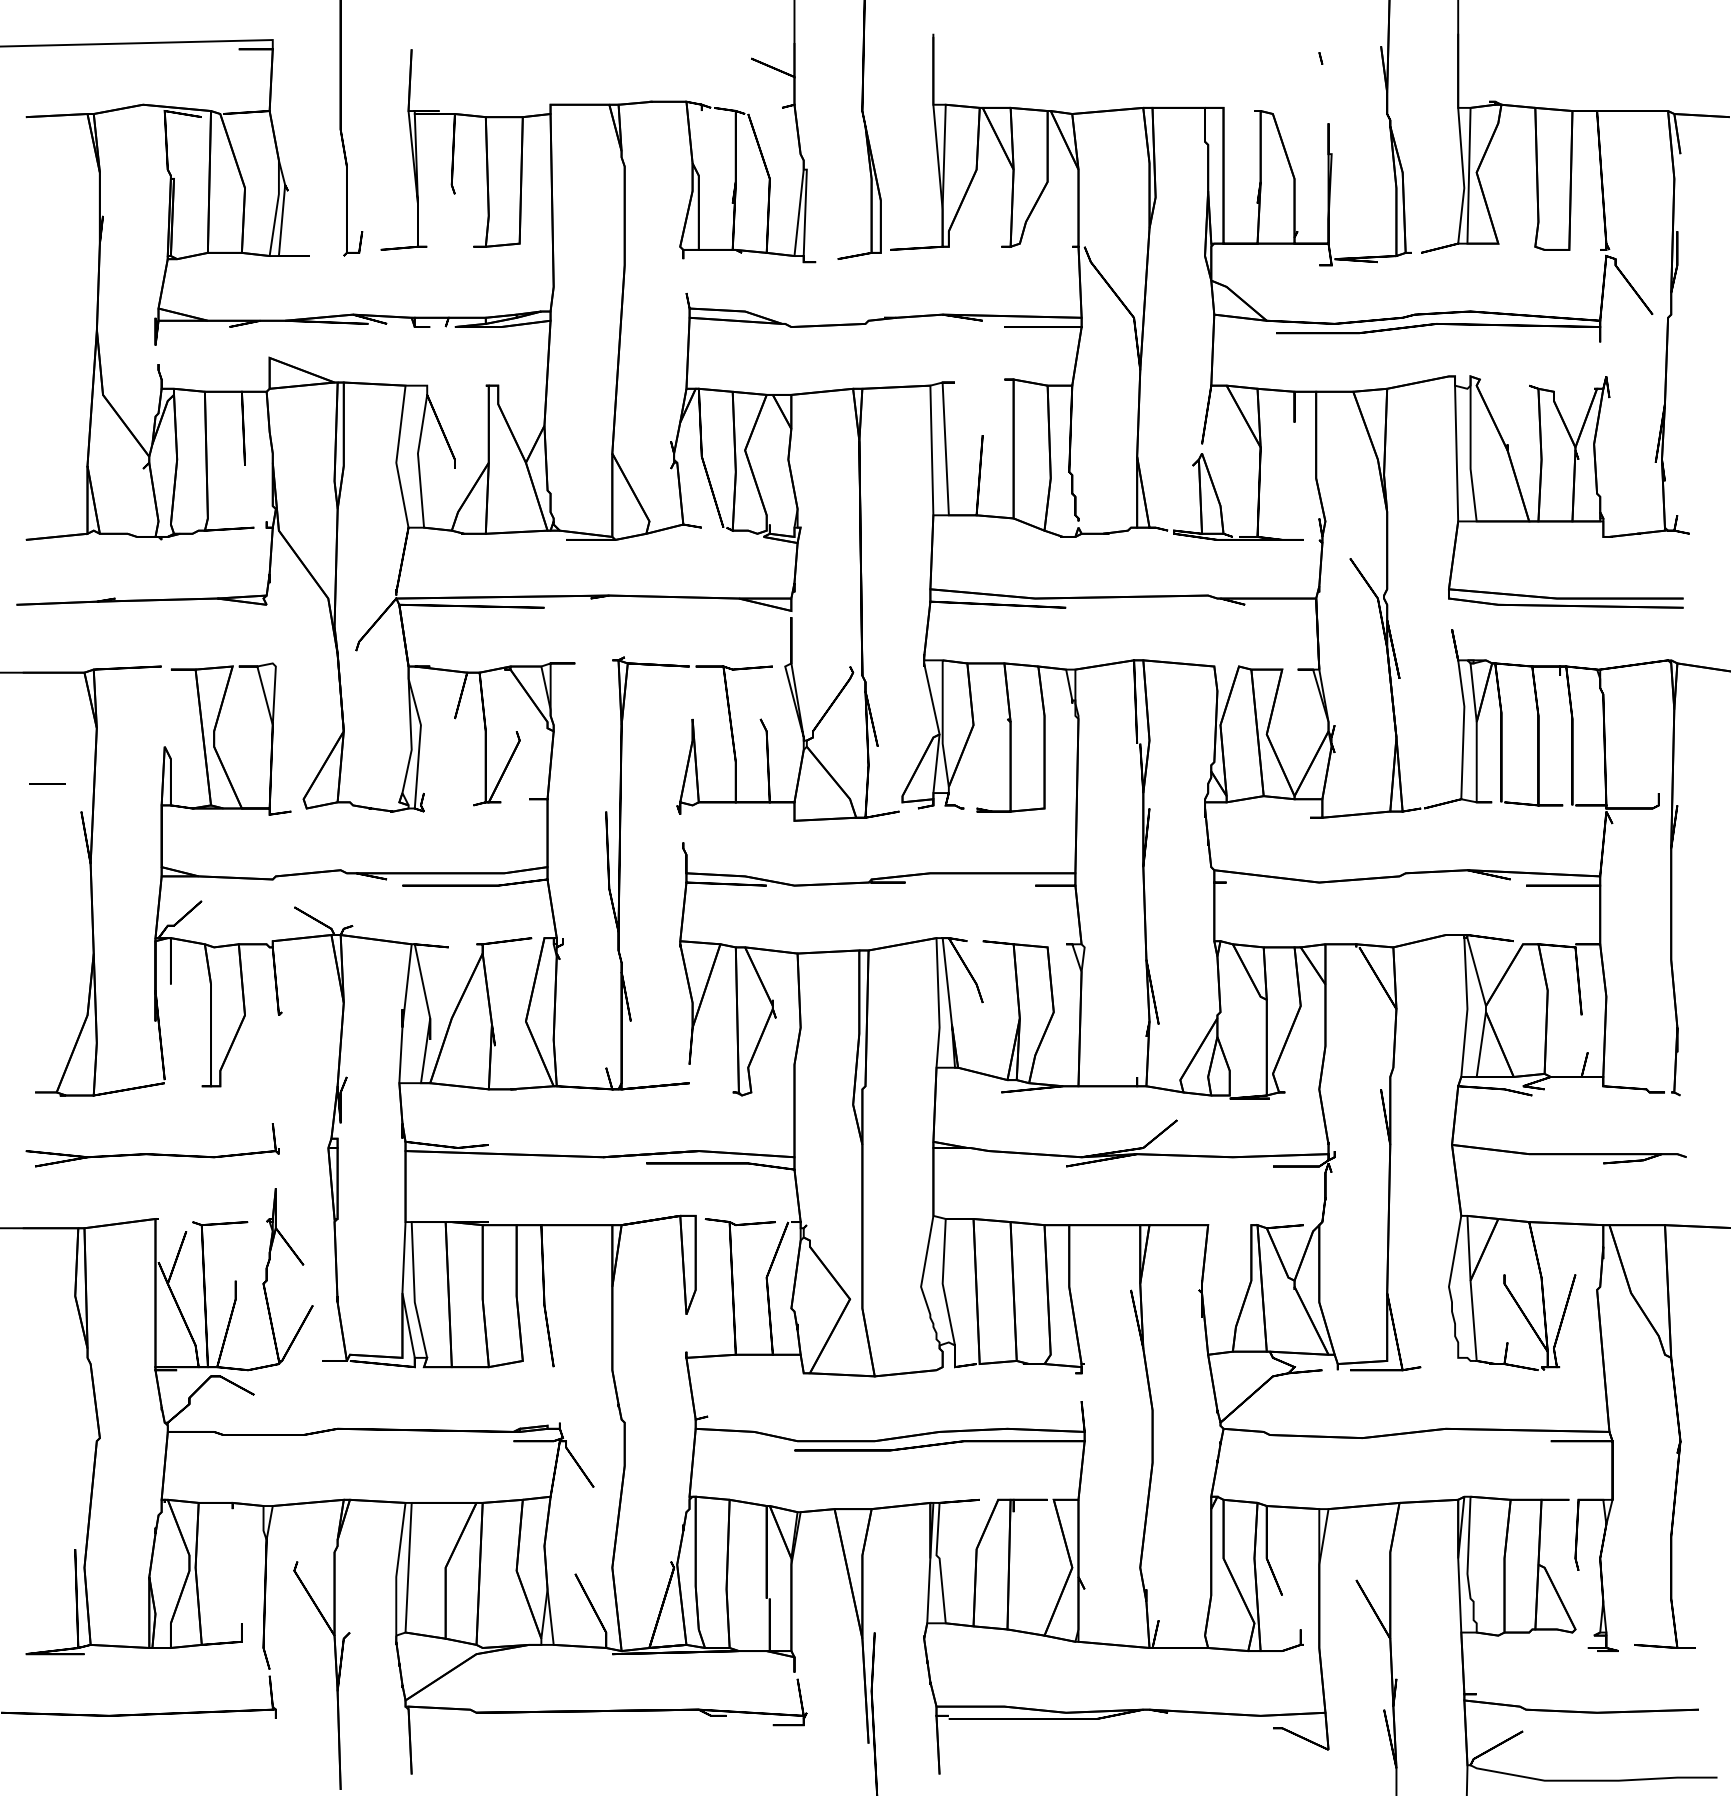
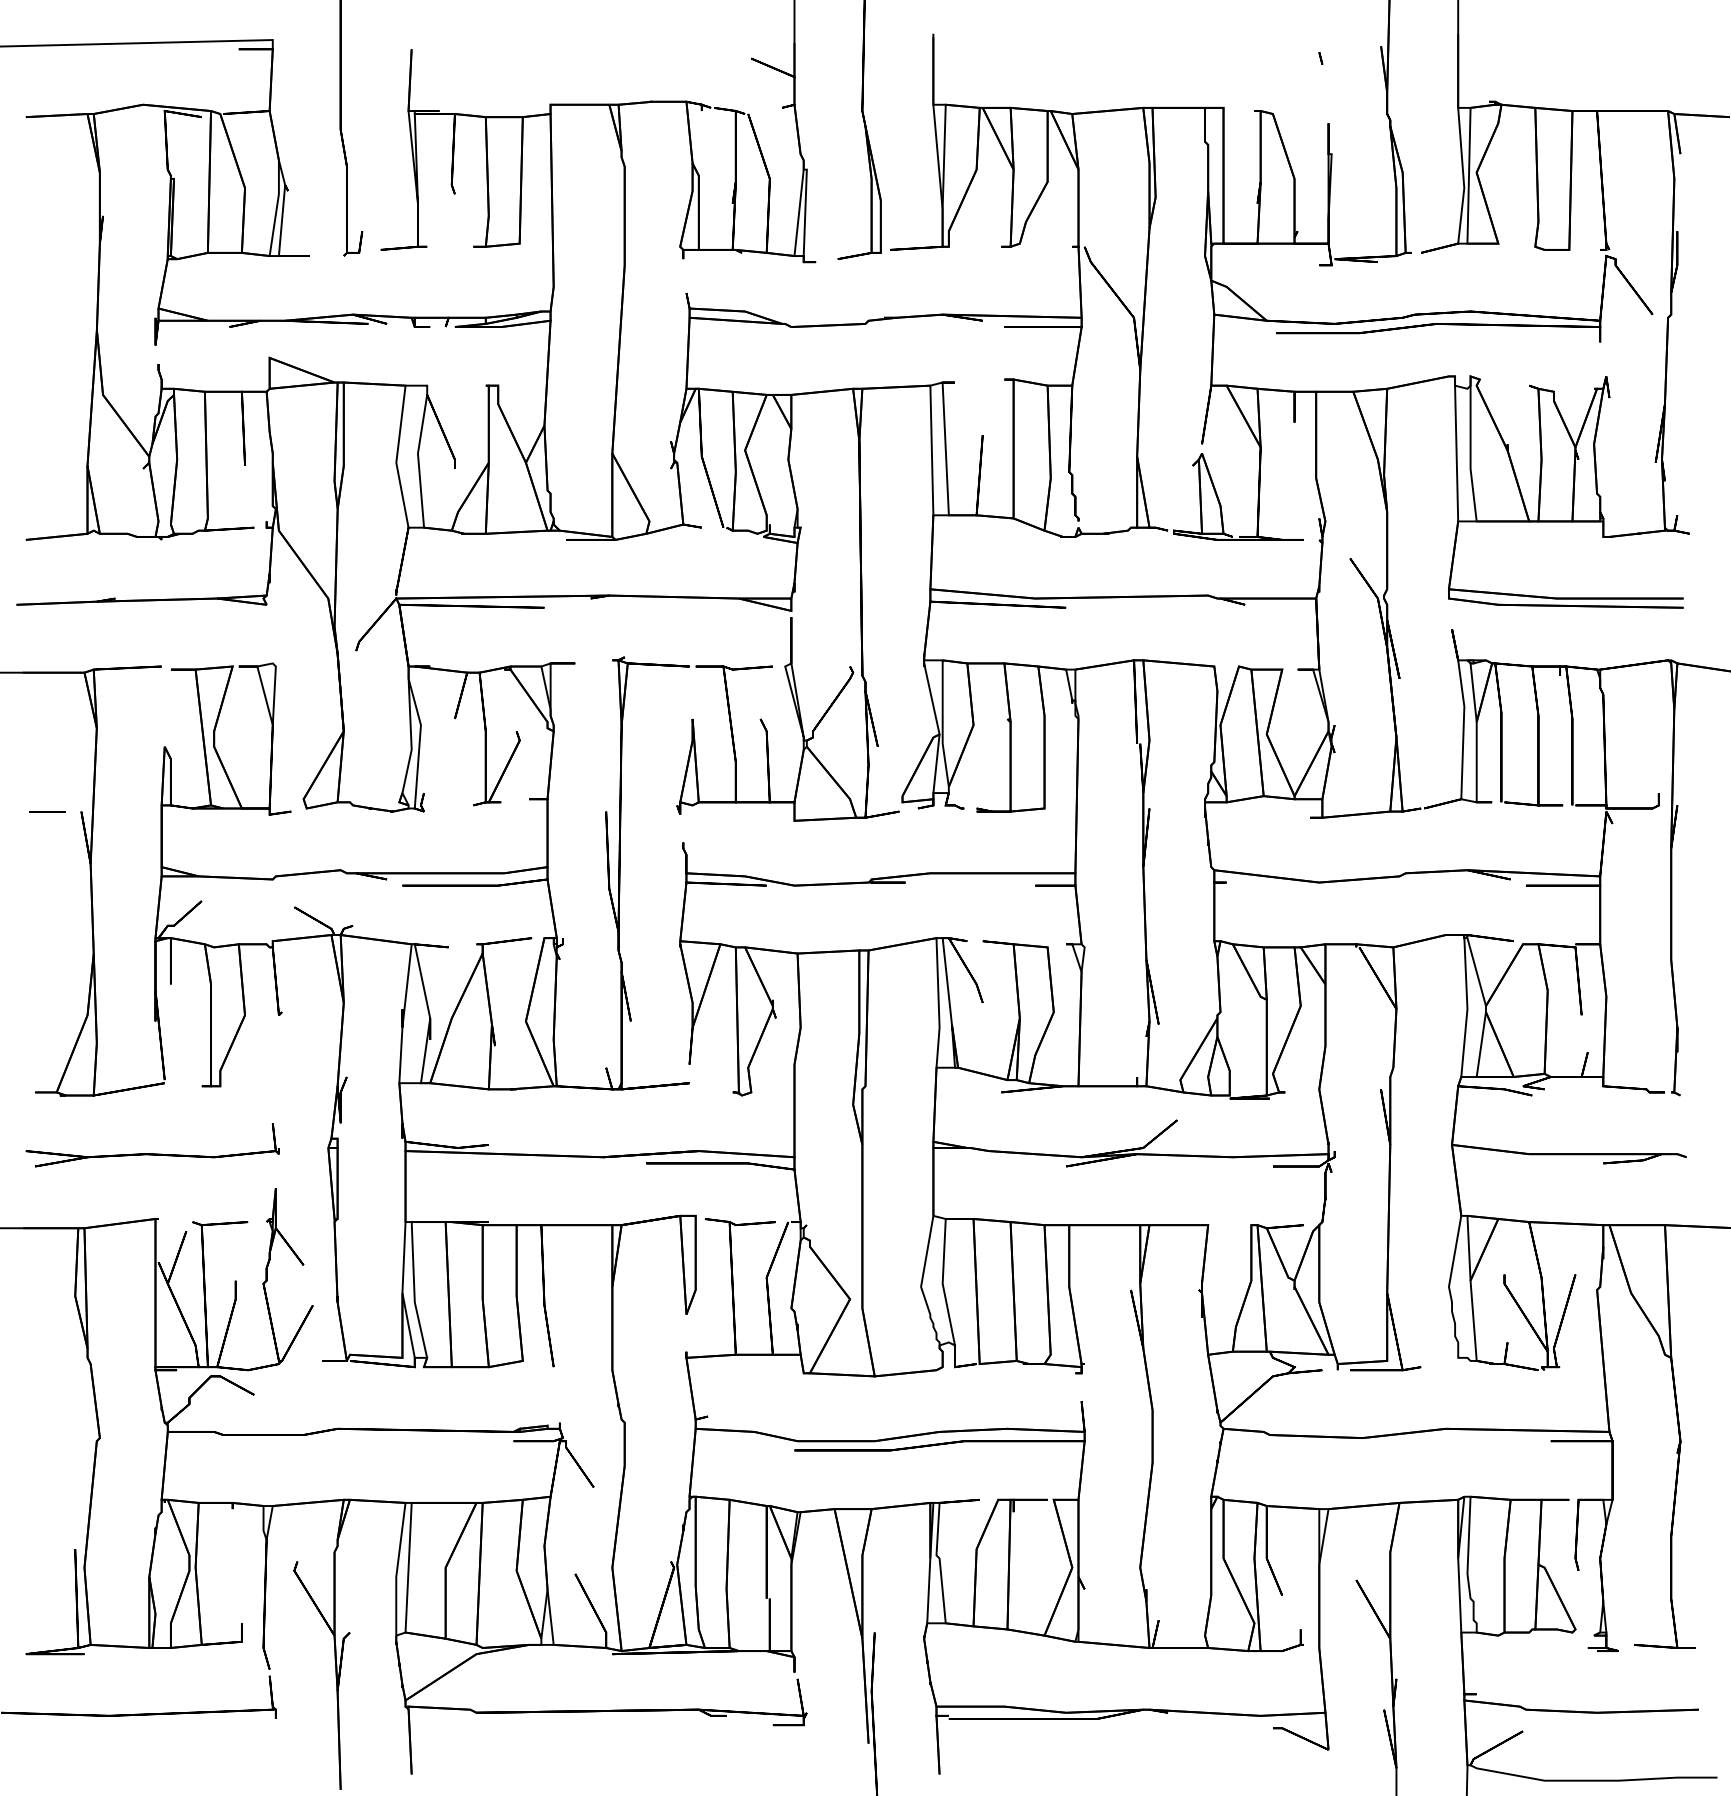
line position: (47, 783) -> (47, 811) (47, 811)
